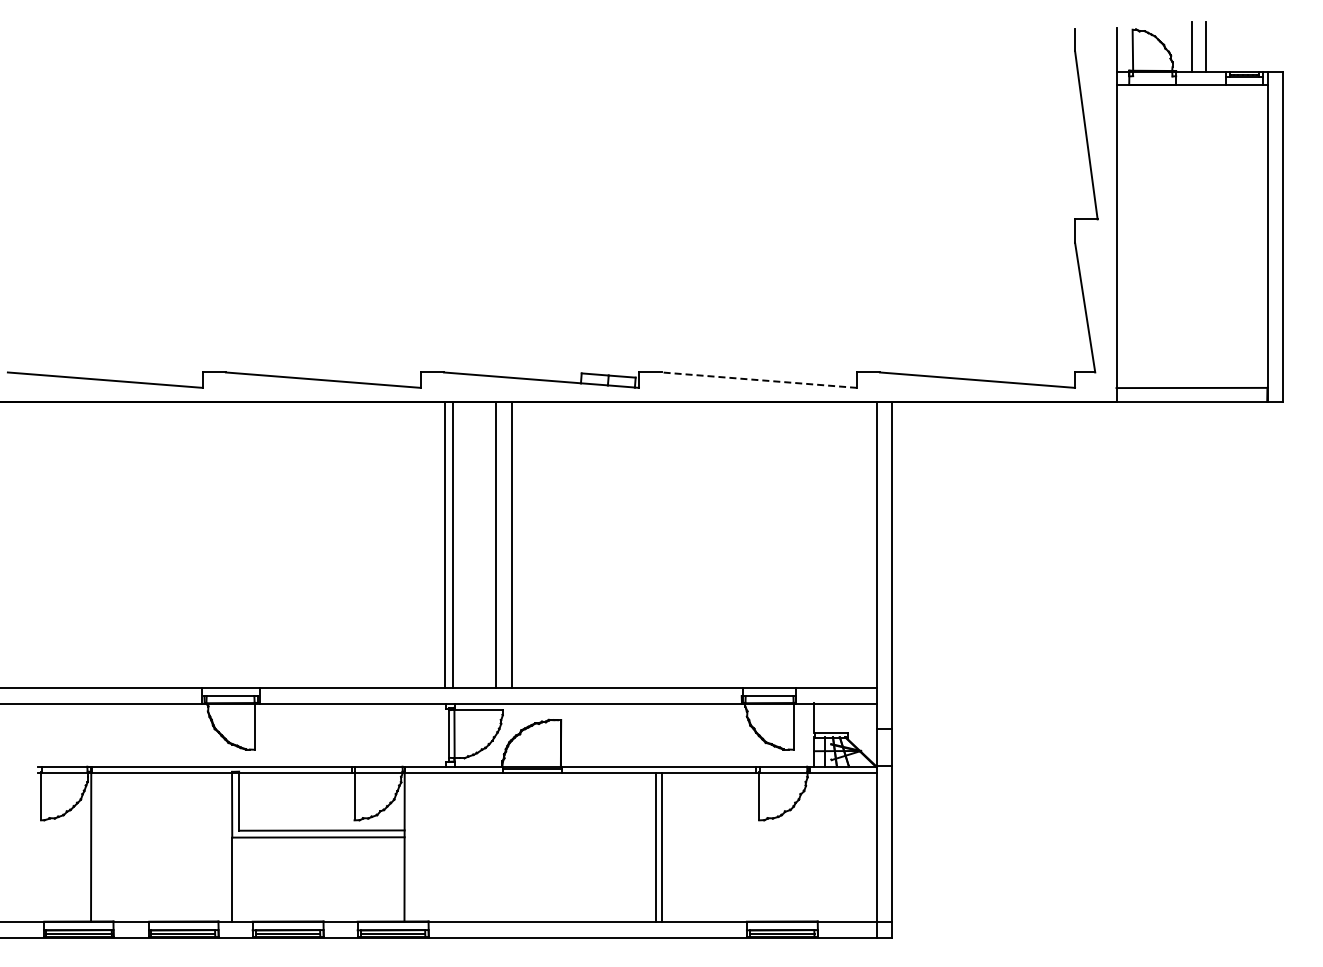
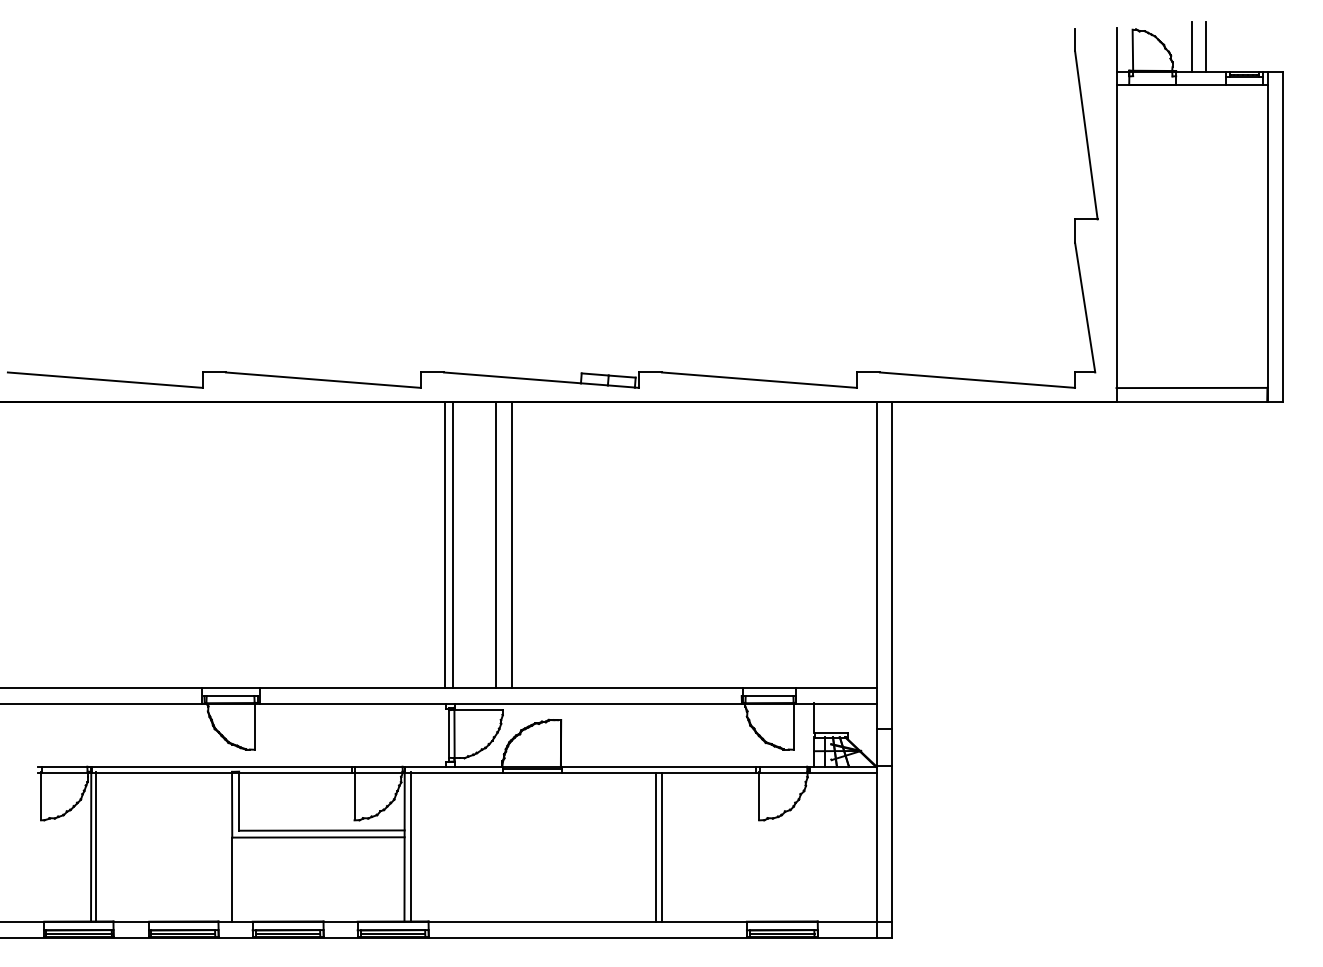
line: dashed -> solid (759, 380)
line: none -> present (96, 846)
line: none -> present (411, 846)
